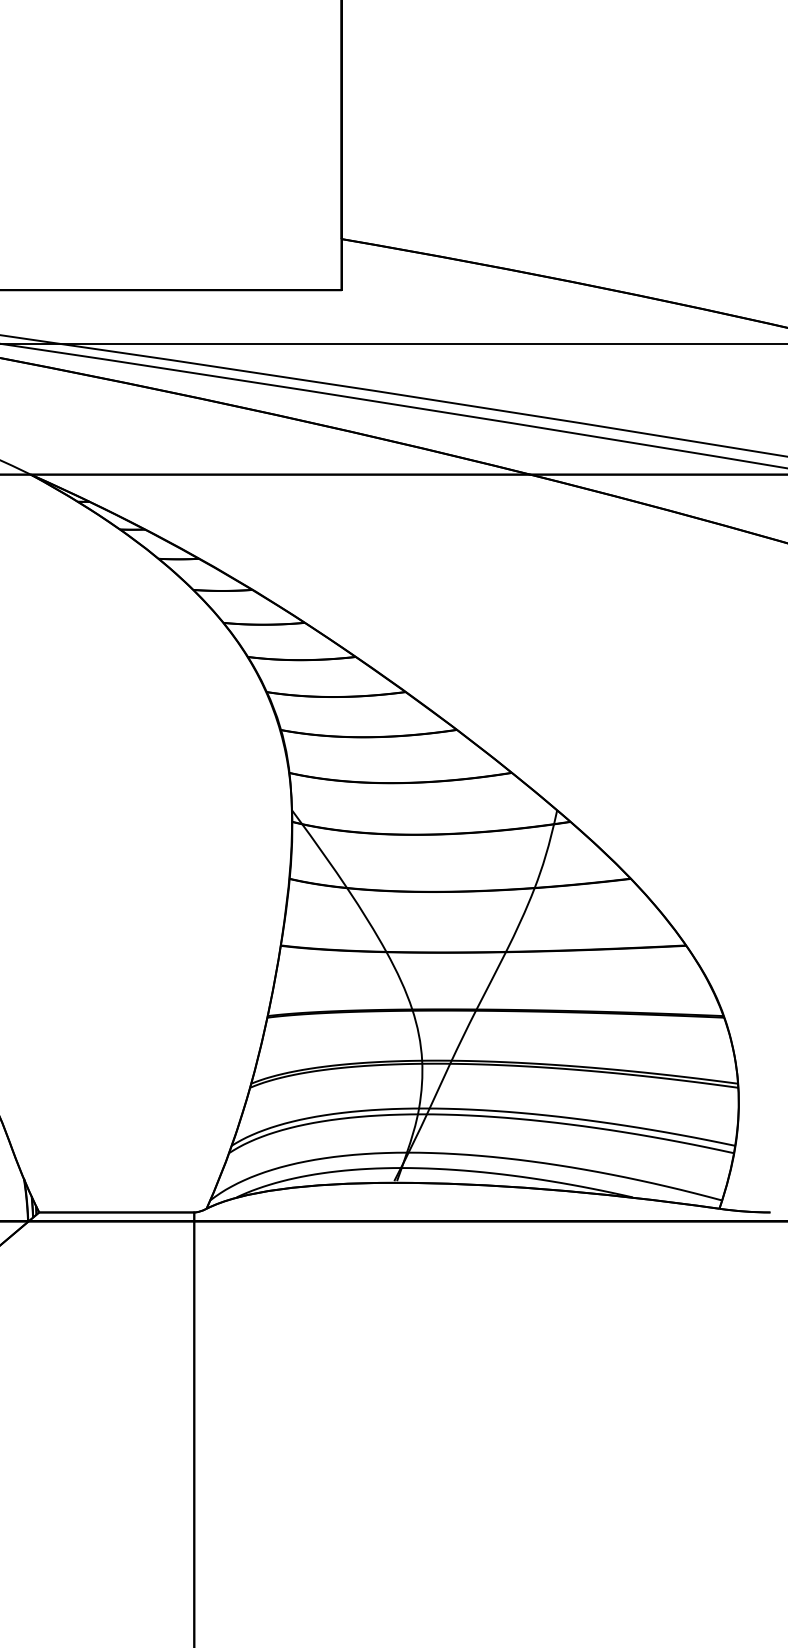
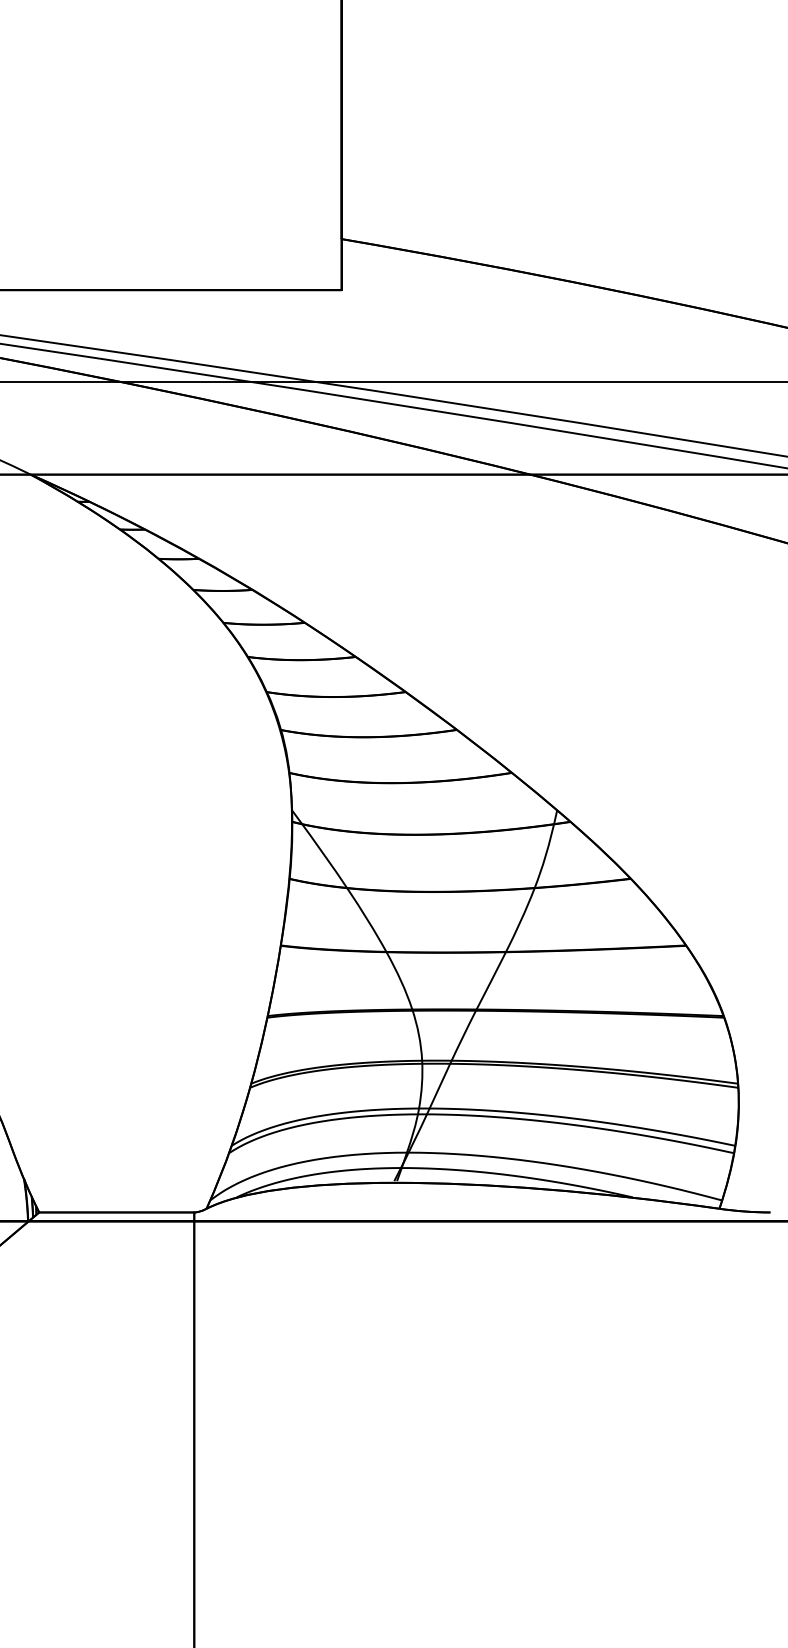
line position: (393, 344) -> (393, 382) (393, 382)
